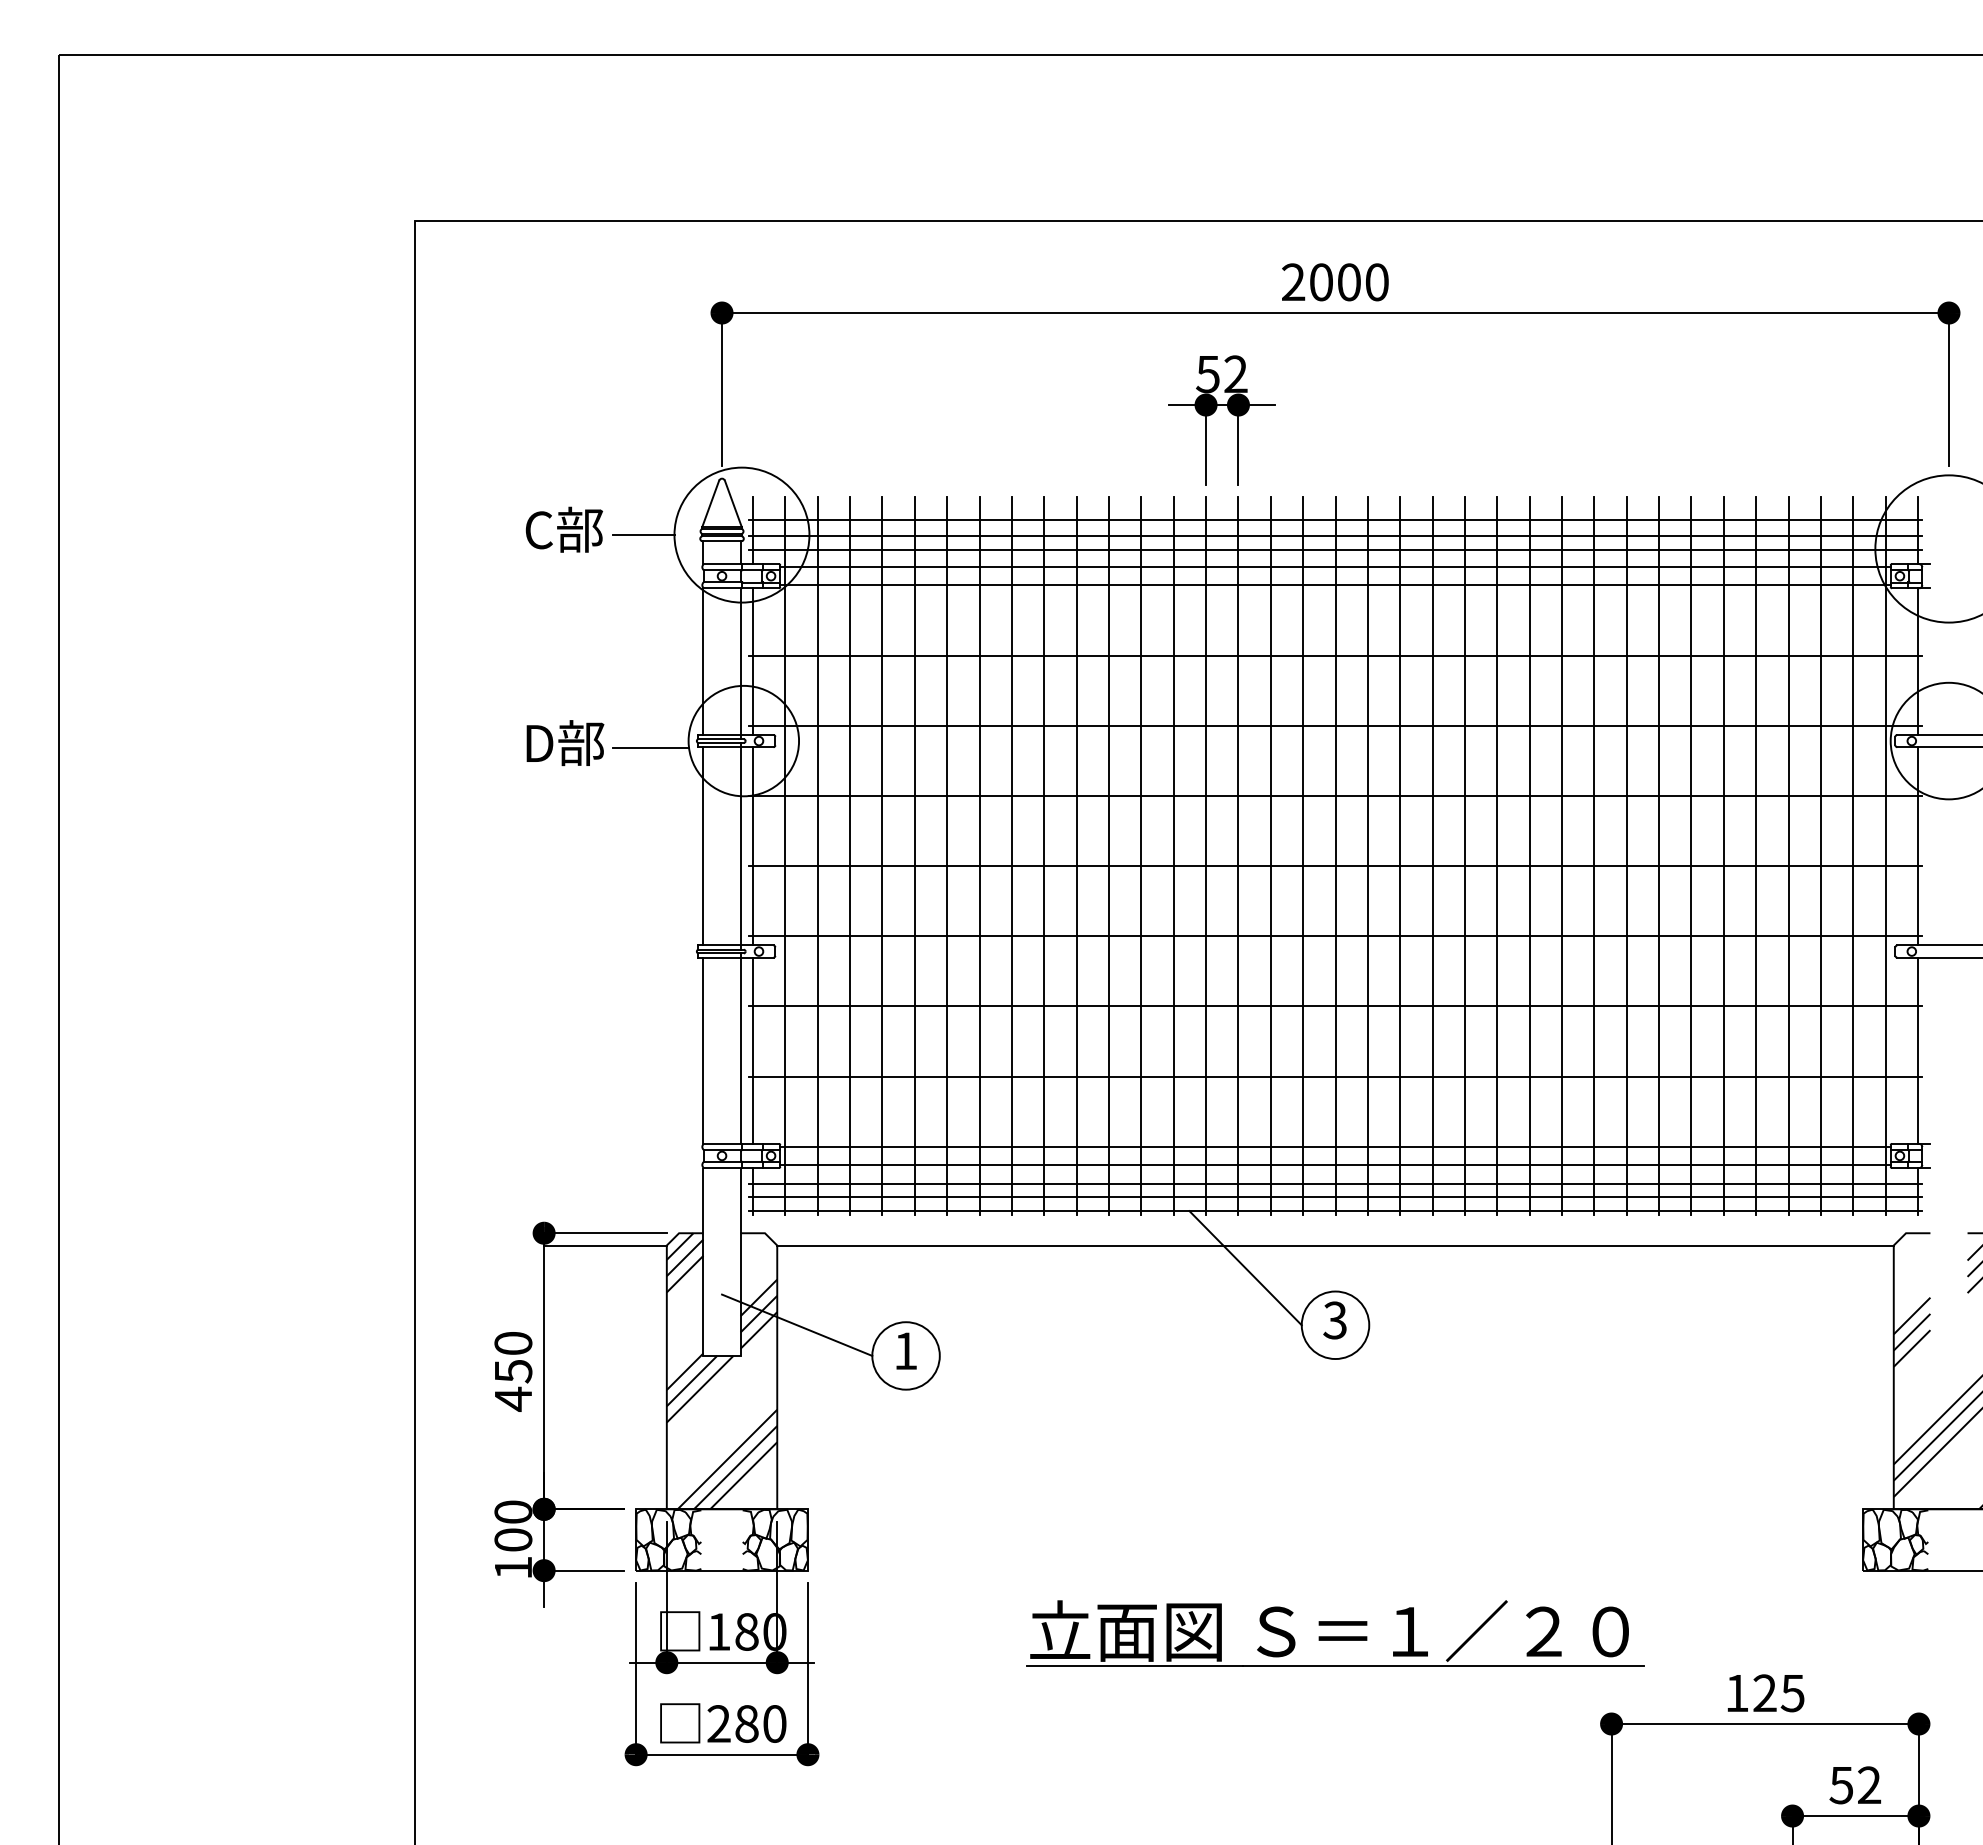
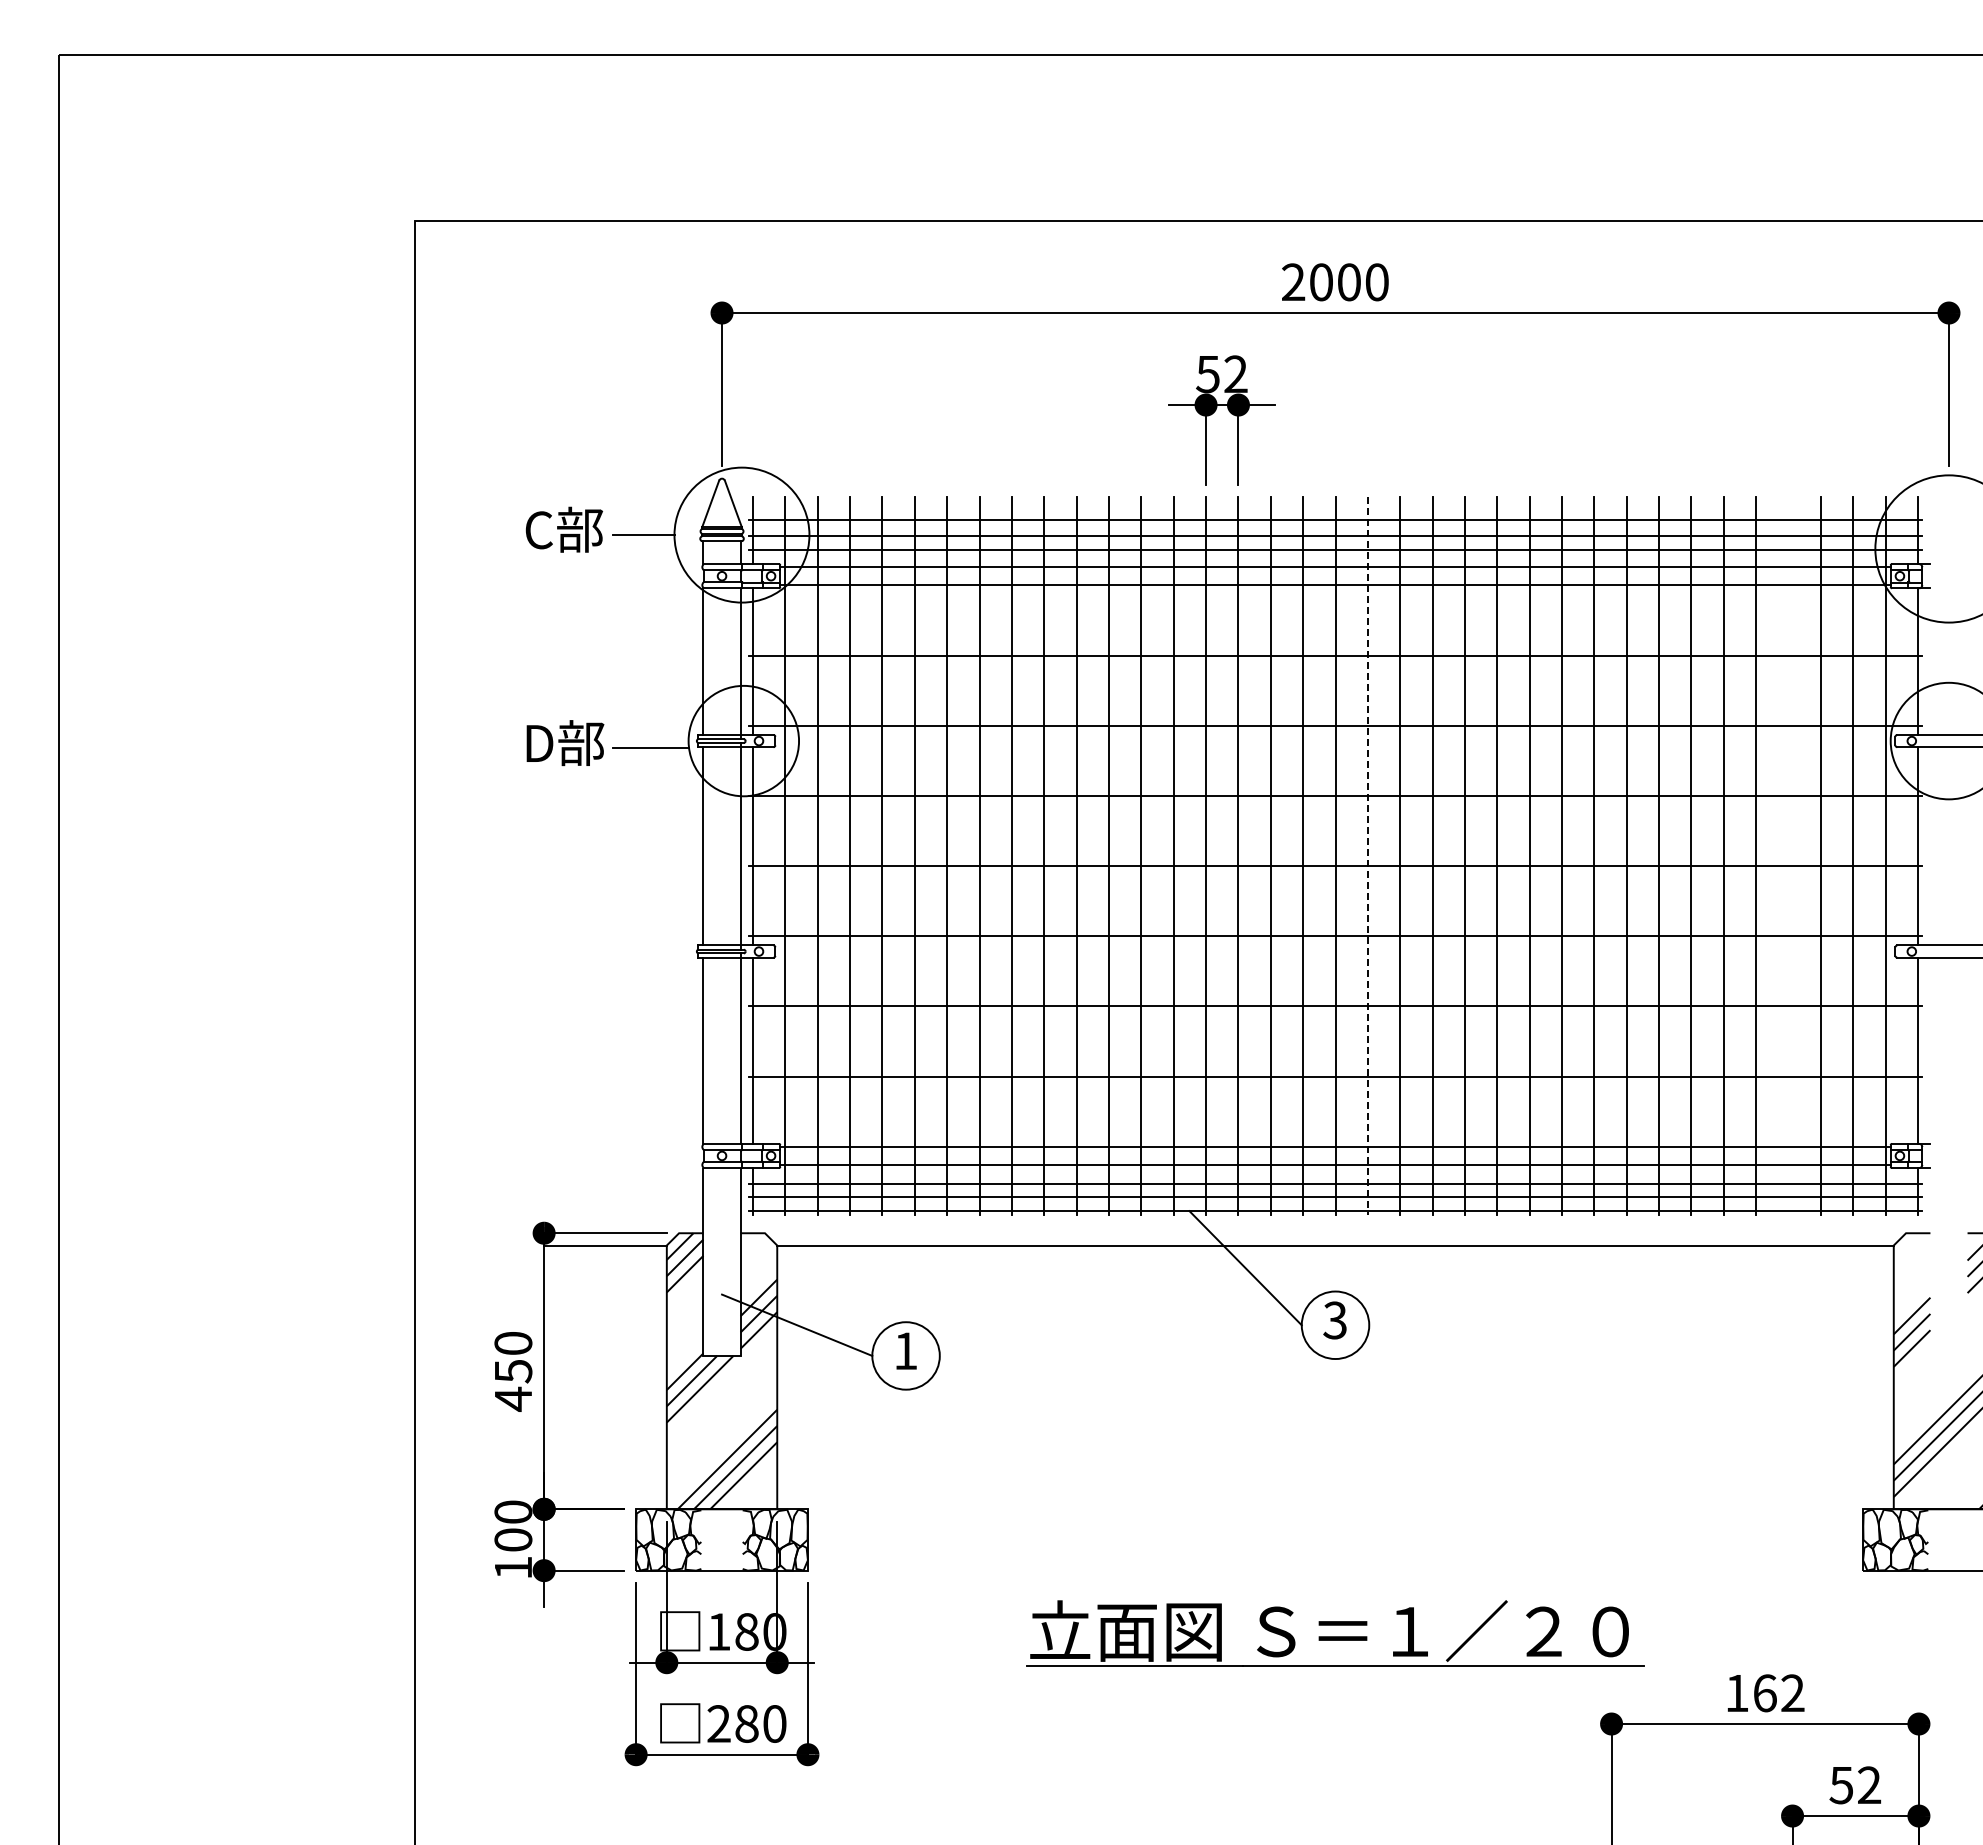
line: solid -> dashed (1367, 855)
line: present -> none (1788, 855)
text: 125 -> 162 (1778, 1693)
